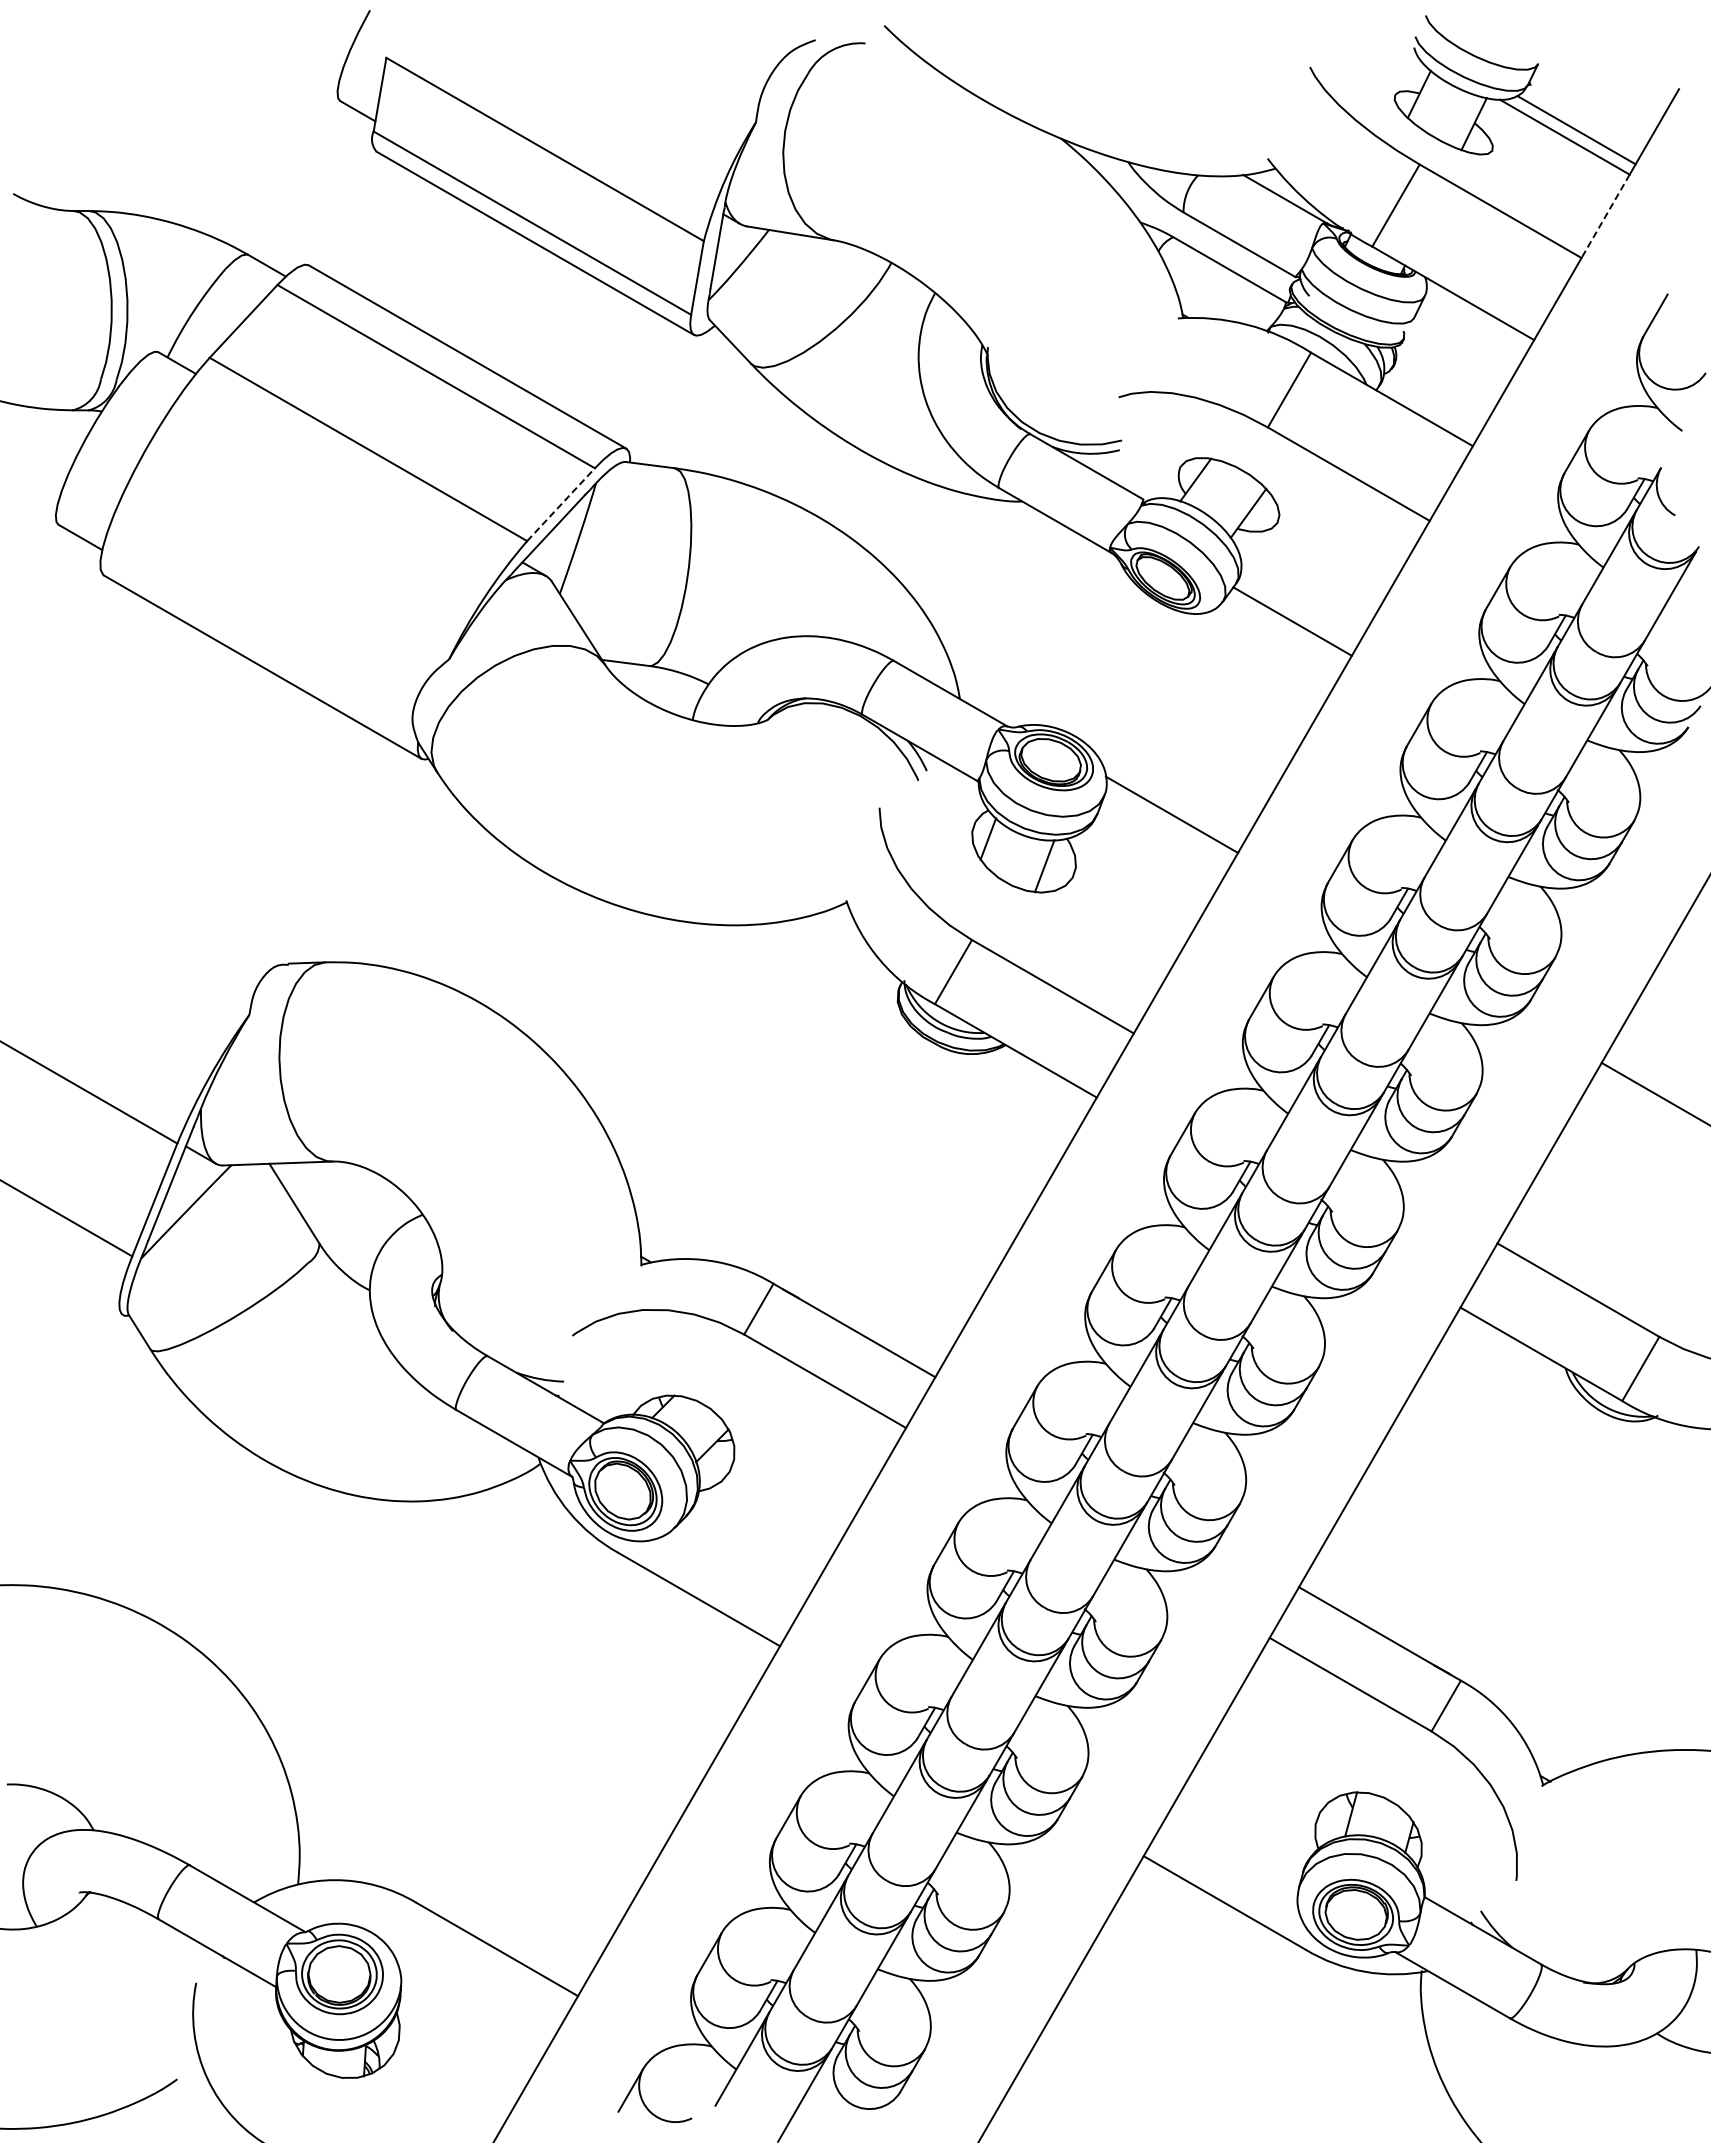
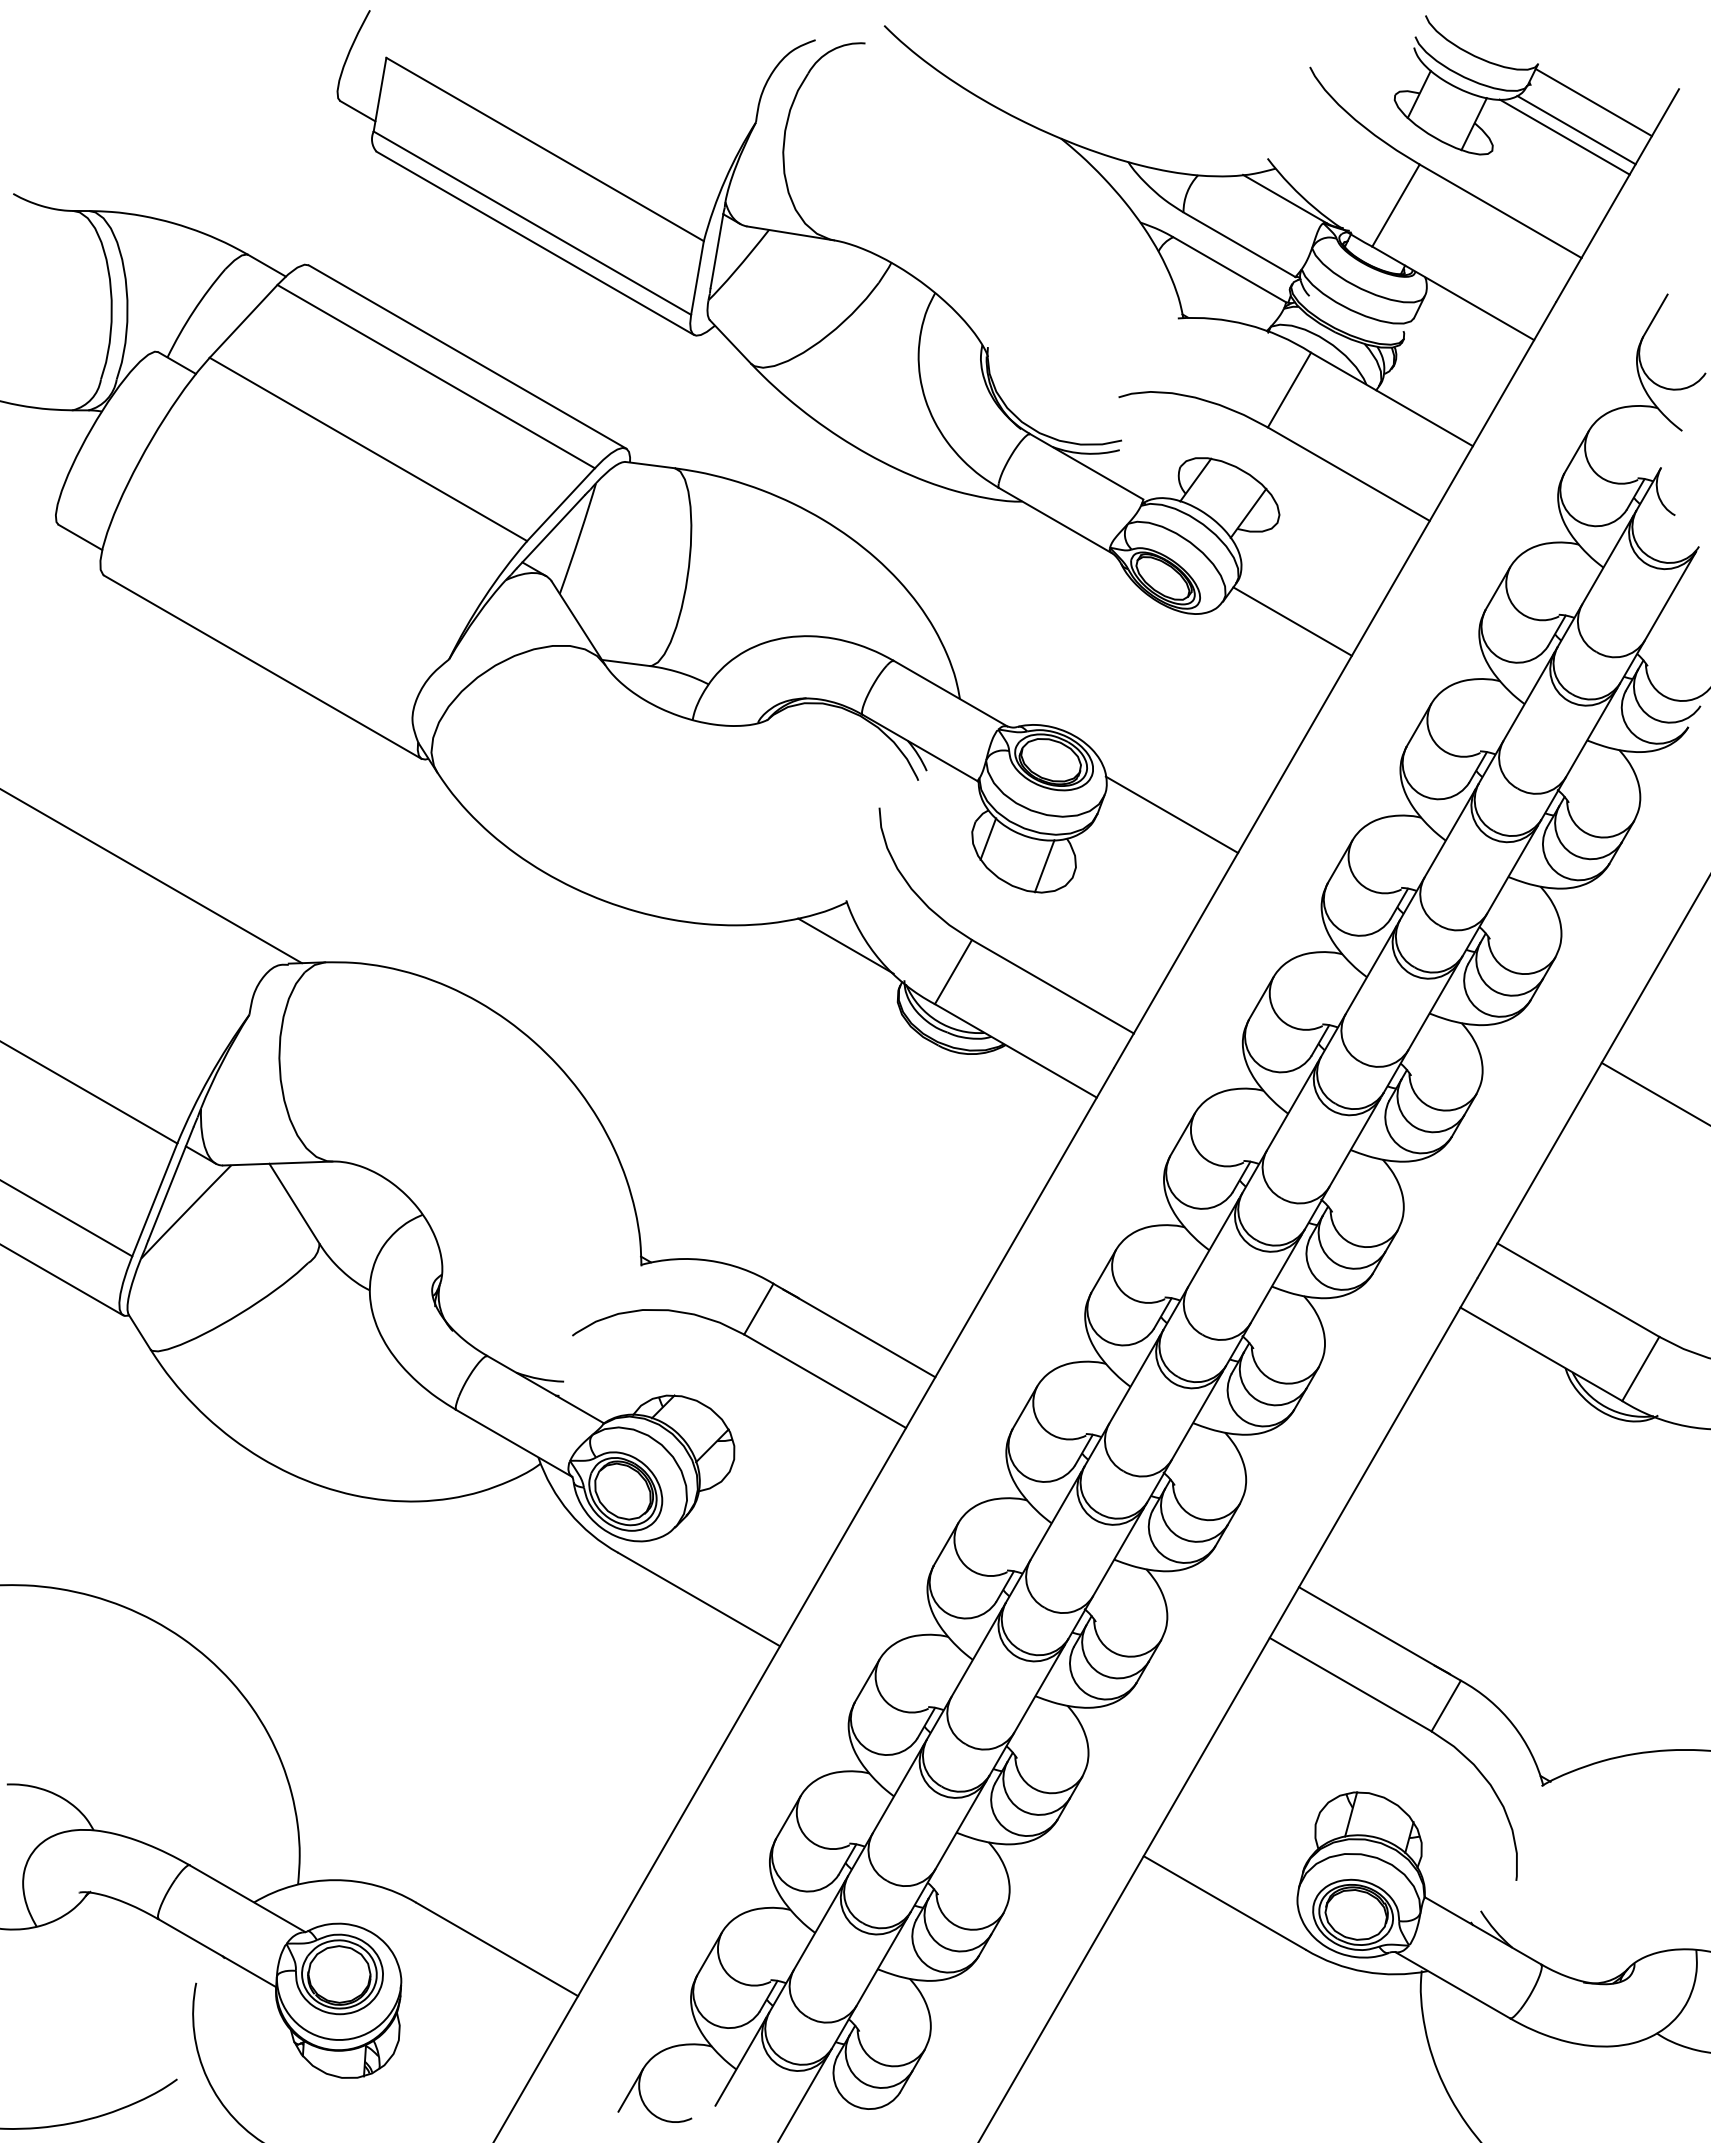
line: none -> present (1593, 102)
line: dashed -> solid (1605, 216)
line: dashed -> solid (561, 504)
line: none -> present (151, 876)
line: none -> present (845, 945)
line: none -> present (62, 1280)
